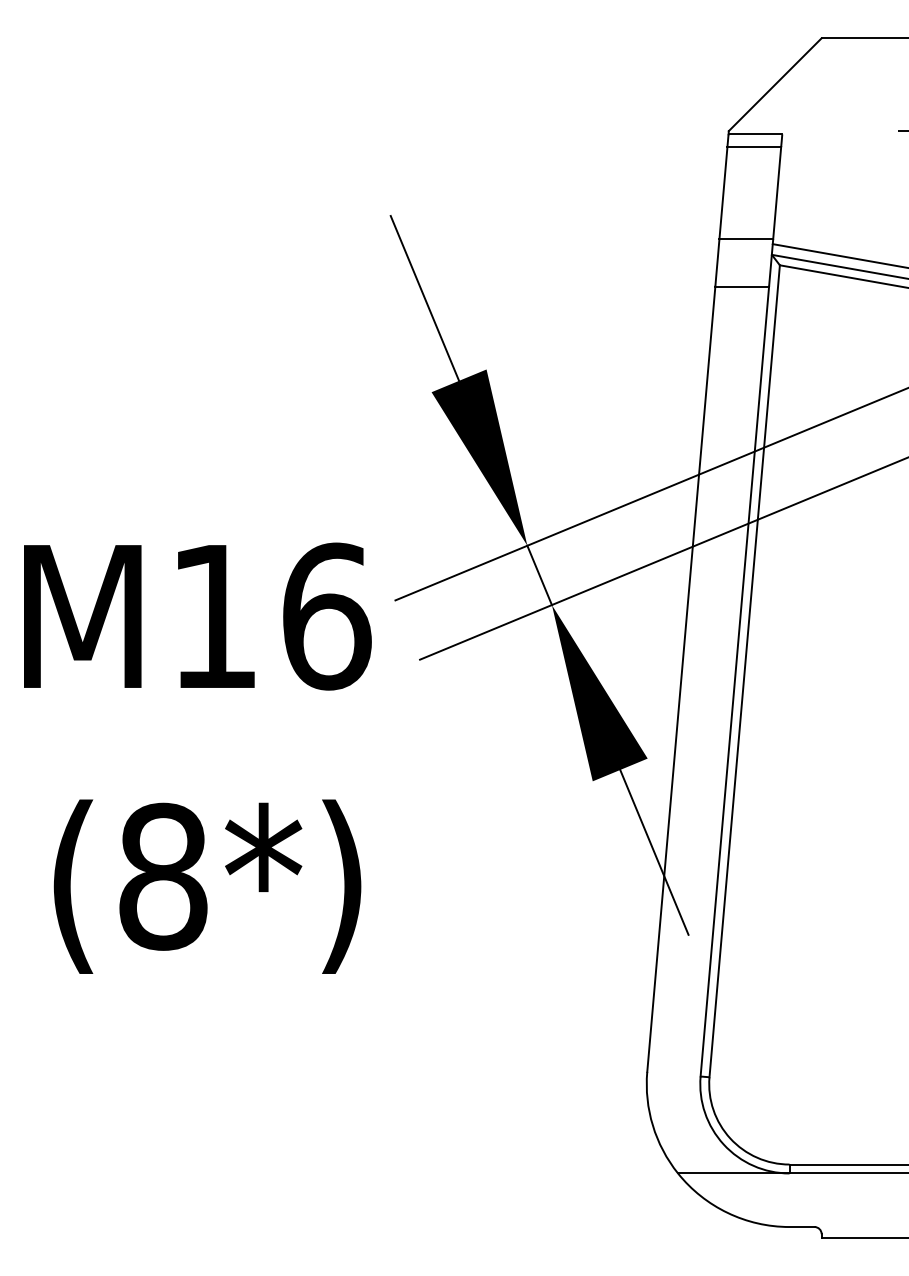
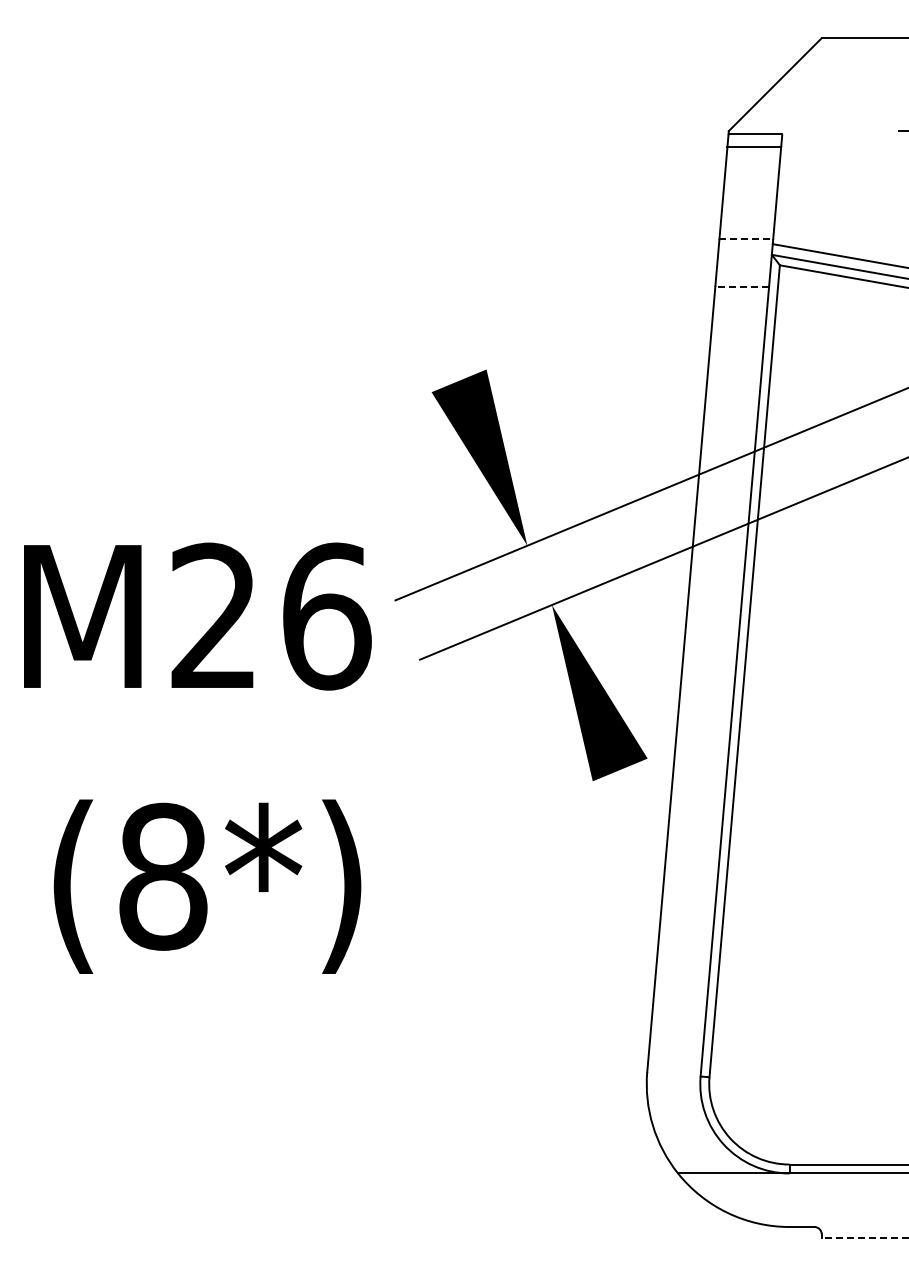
line: solid -> dashed (746, 239)
line: solid -> dashed (742, 286)
line: present -> none (424, 297)
line: present -> none (539, 575)
text: M16 -> M26 (212, 614)
line: present -> none (654, 851)
line: solid -> dashed (864, 1237)
